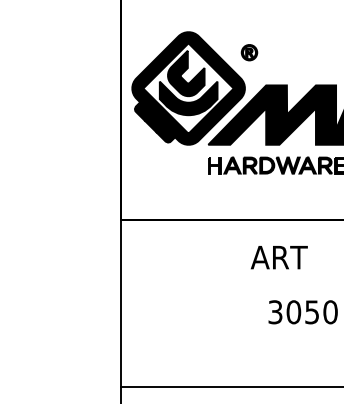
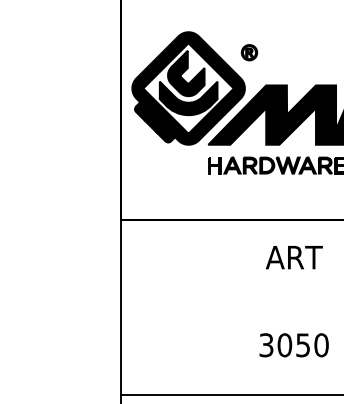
text position: (279, 257) -> (294, 257) (294, 257)
text position: (302, 312) -> (293, 345) (293, 345)
line position: (230, 386) -> (230, 394) (230, 394)
